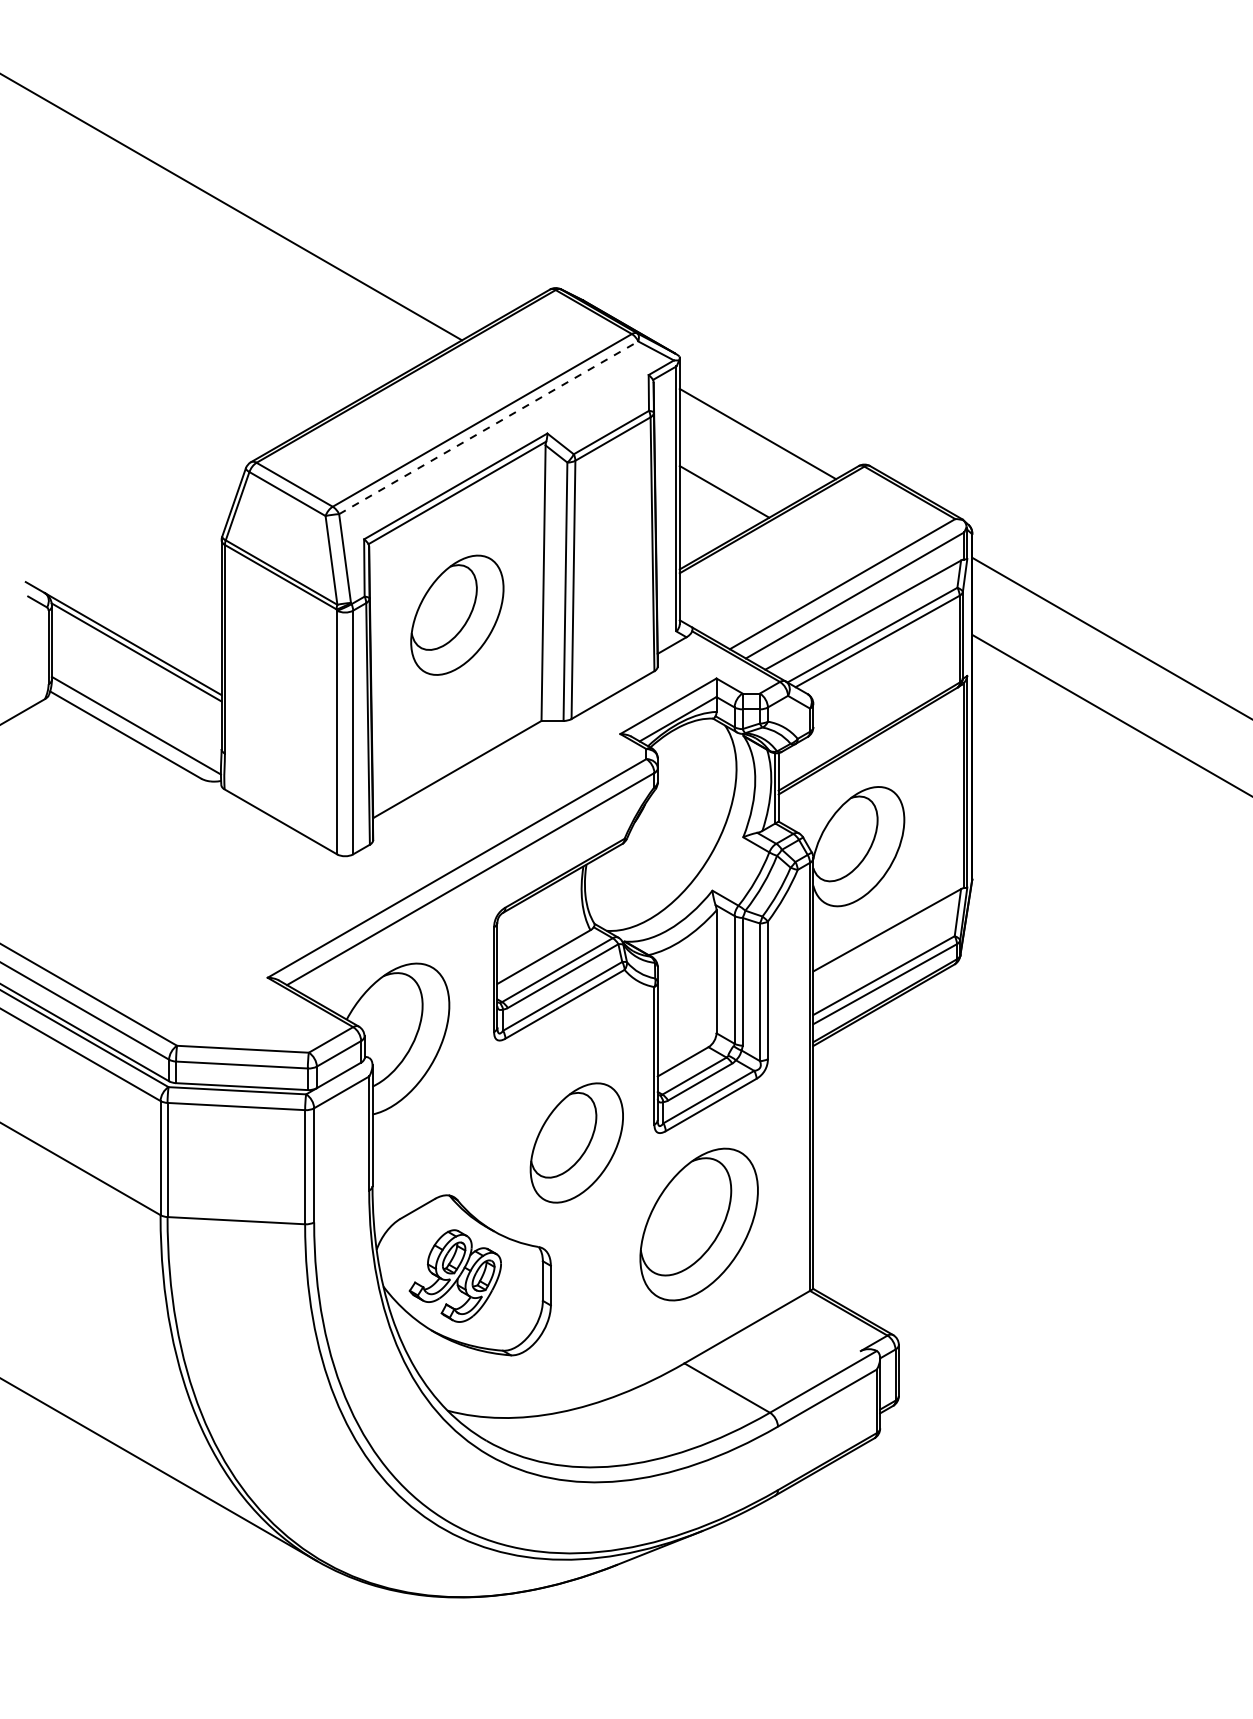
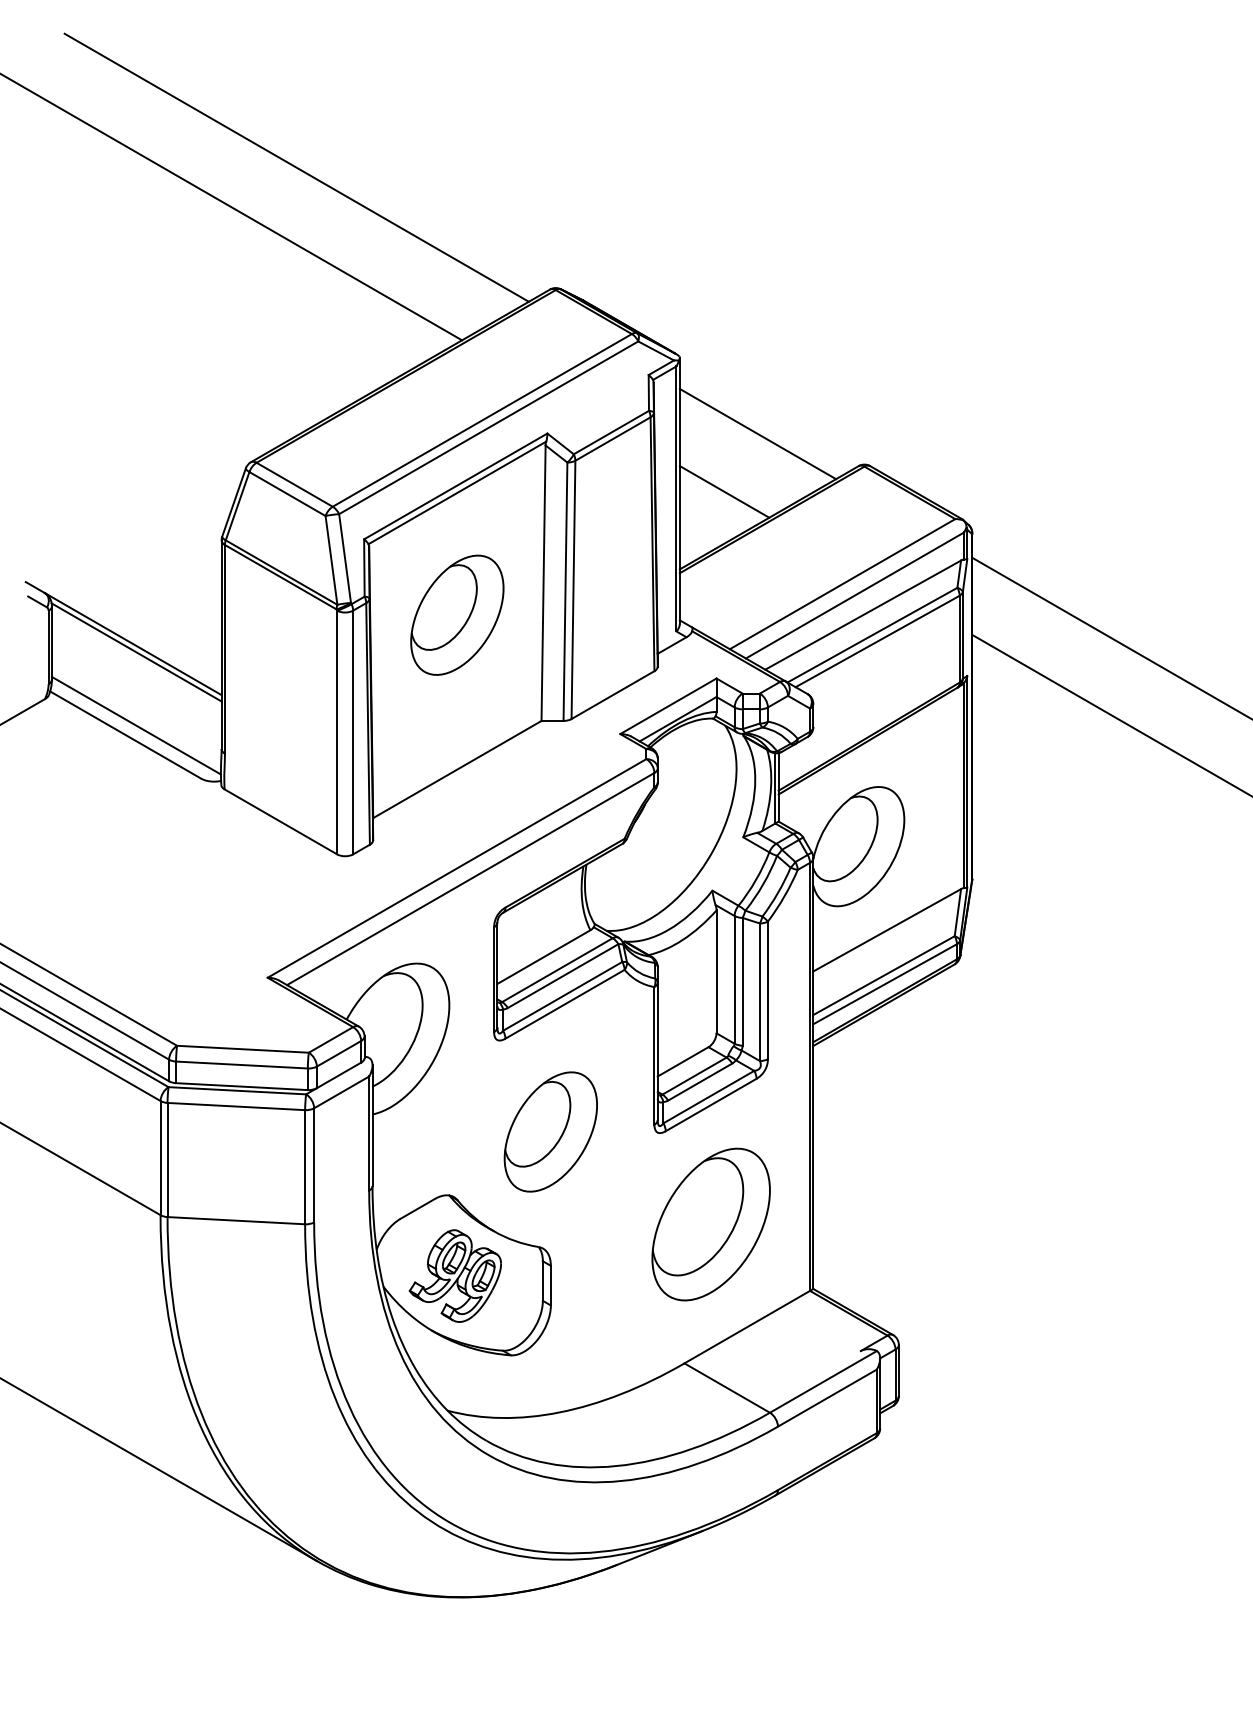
line: none -> present (296, 167)
line: dashed -> solid (488, 427)
part position: (576, 1142) -> (550, 1131) (550, 1131)
part position: (698, 1224) -> (710, 1224) (710, 1224)
